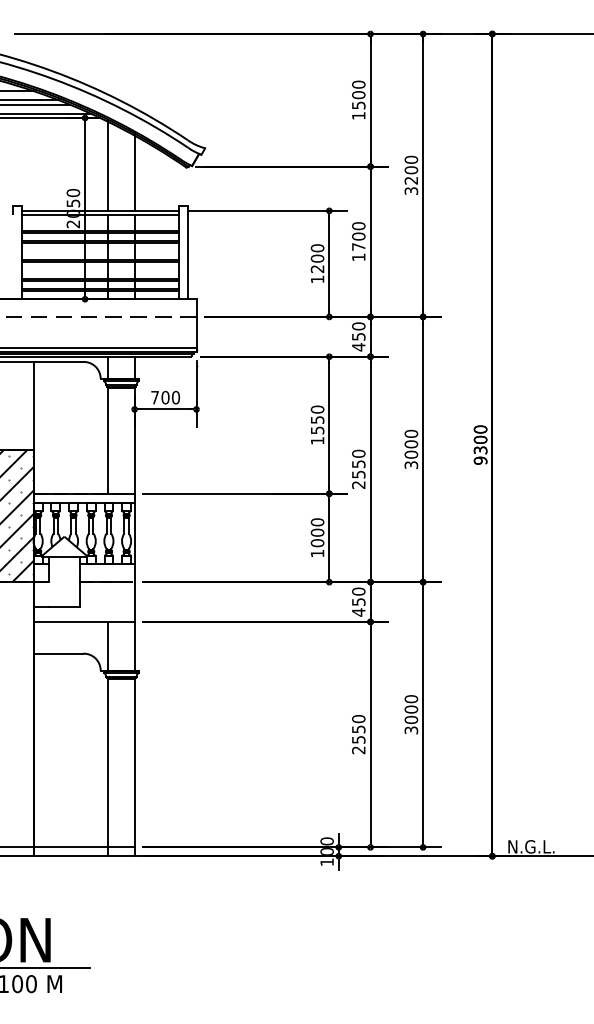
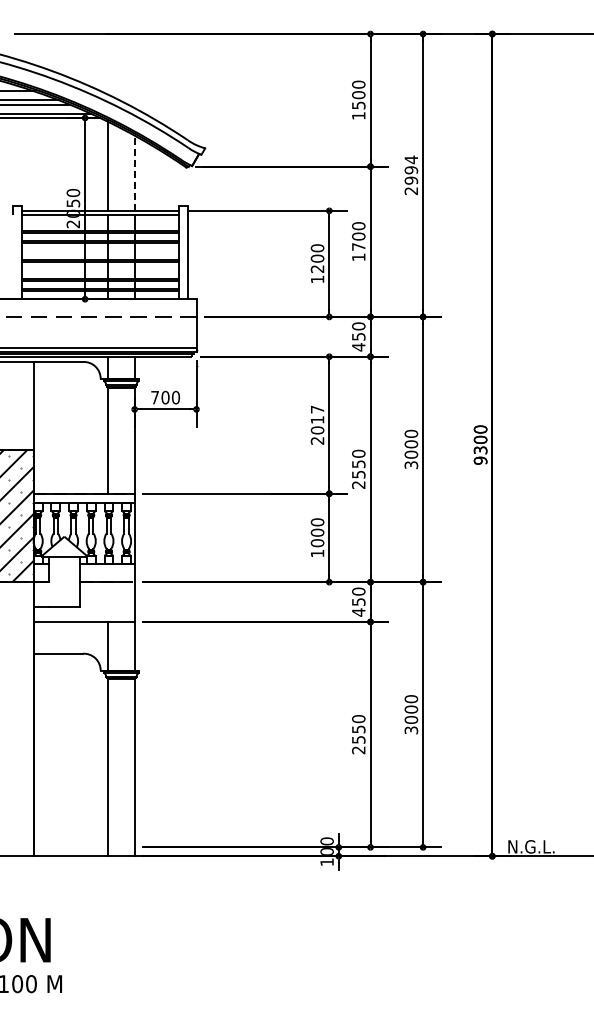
line: solid -> dashed (134, 172)
text: 3200 -> 2994 (411, 174)
text: 1550 -> 2017 (317, 424)
line: present -> none (68, 847)
line: present -> none (46, 967)
